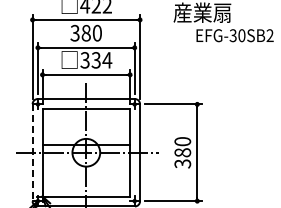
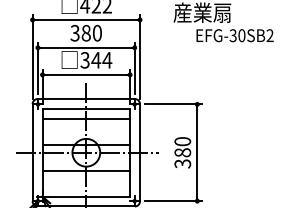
text: 334 -> 344 (96, 60)
line: none -> present (86, 119)
line: dashed -> solid (32, 152)
line: none -> present (86, 170)
